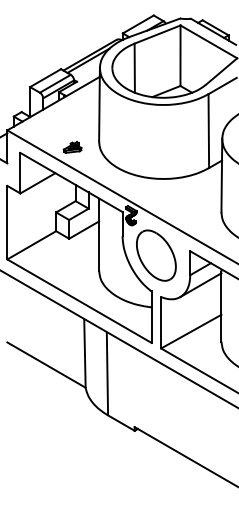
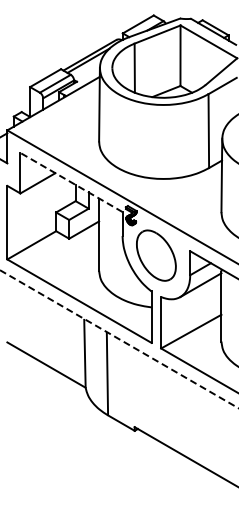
part: present -> none (72, 147)
line: solid -> dashed (71, 182)
line: solid -> dashed (120, 339)
